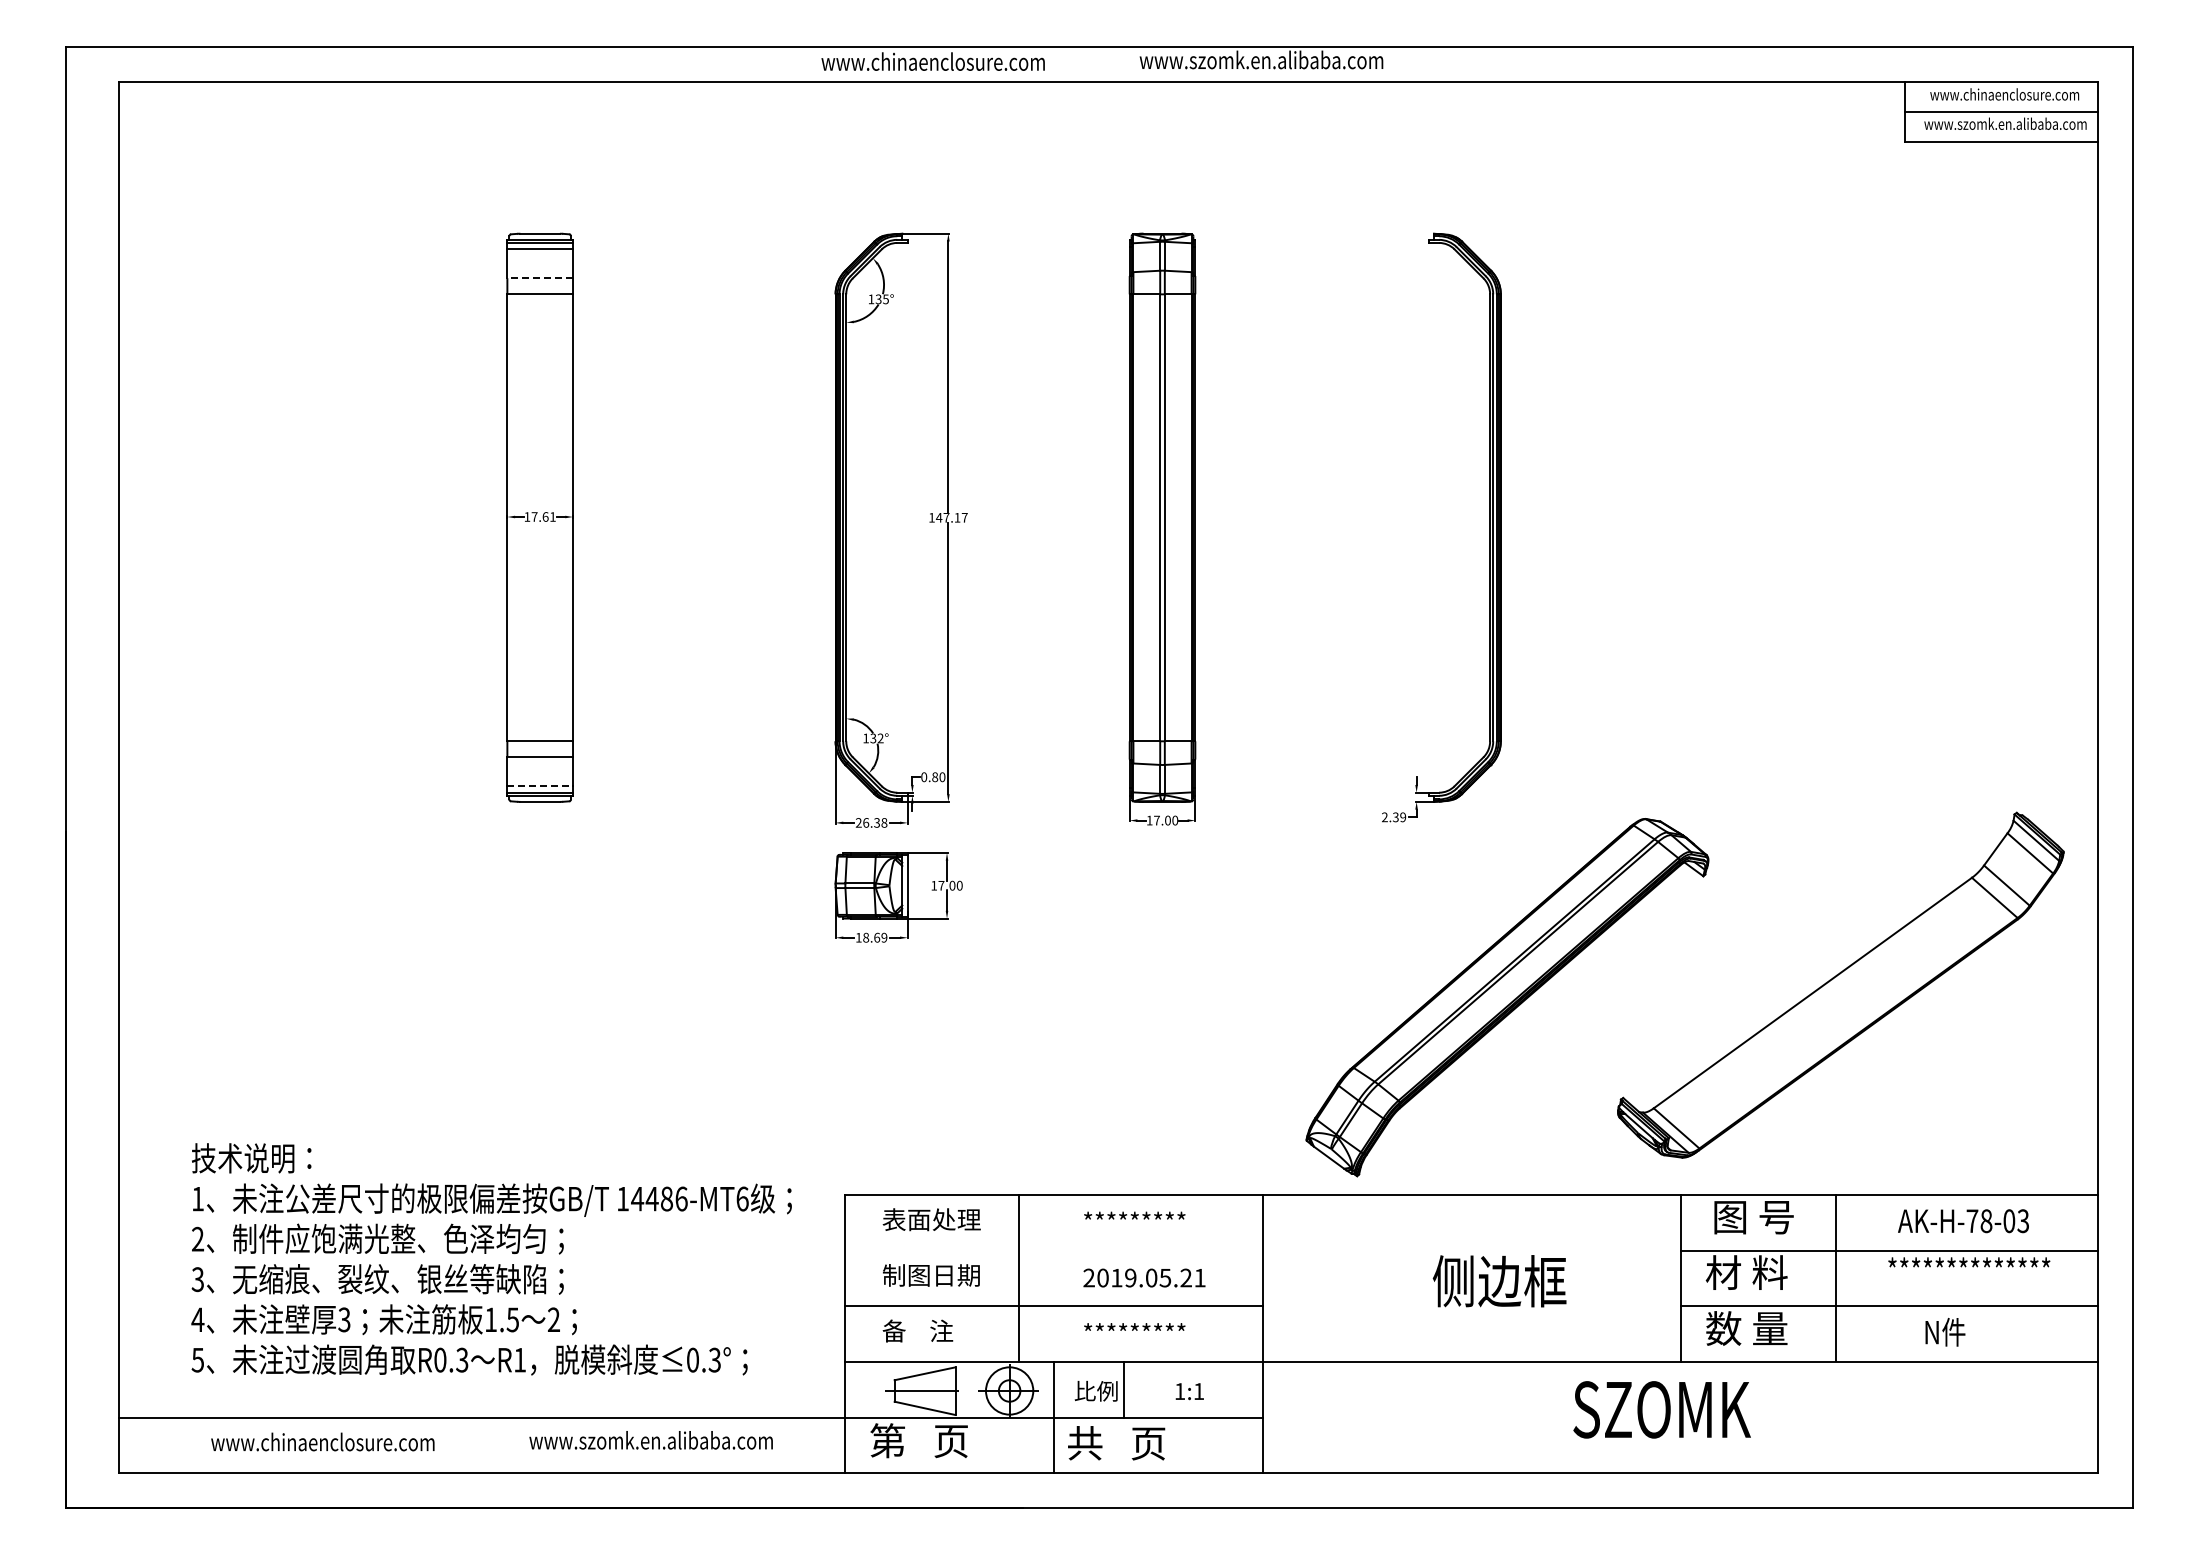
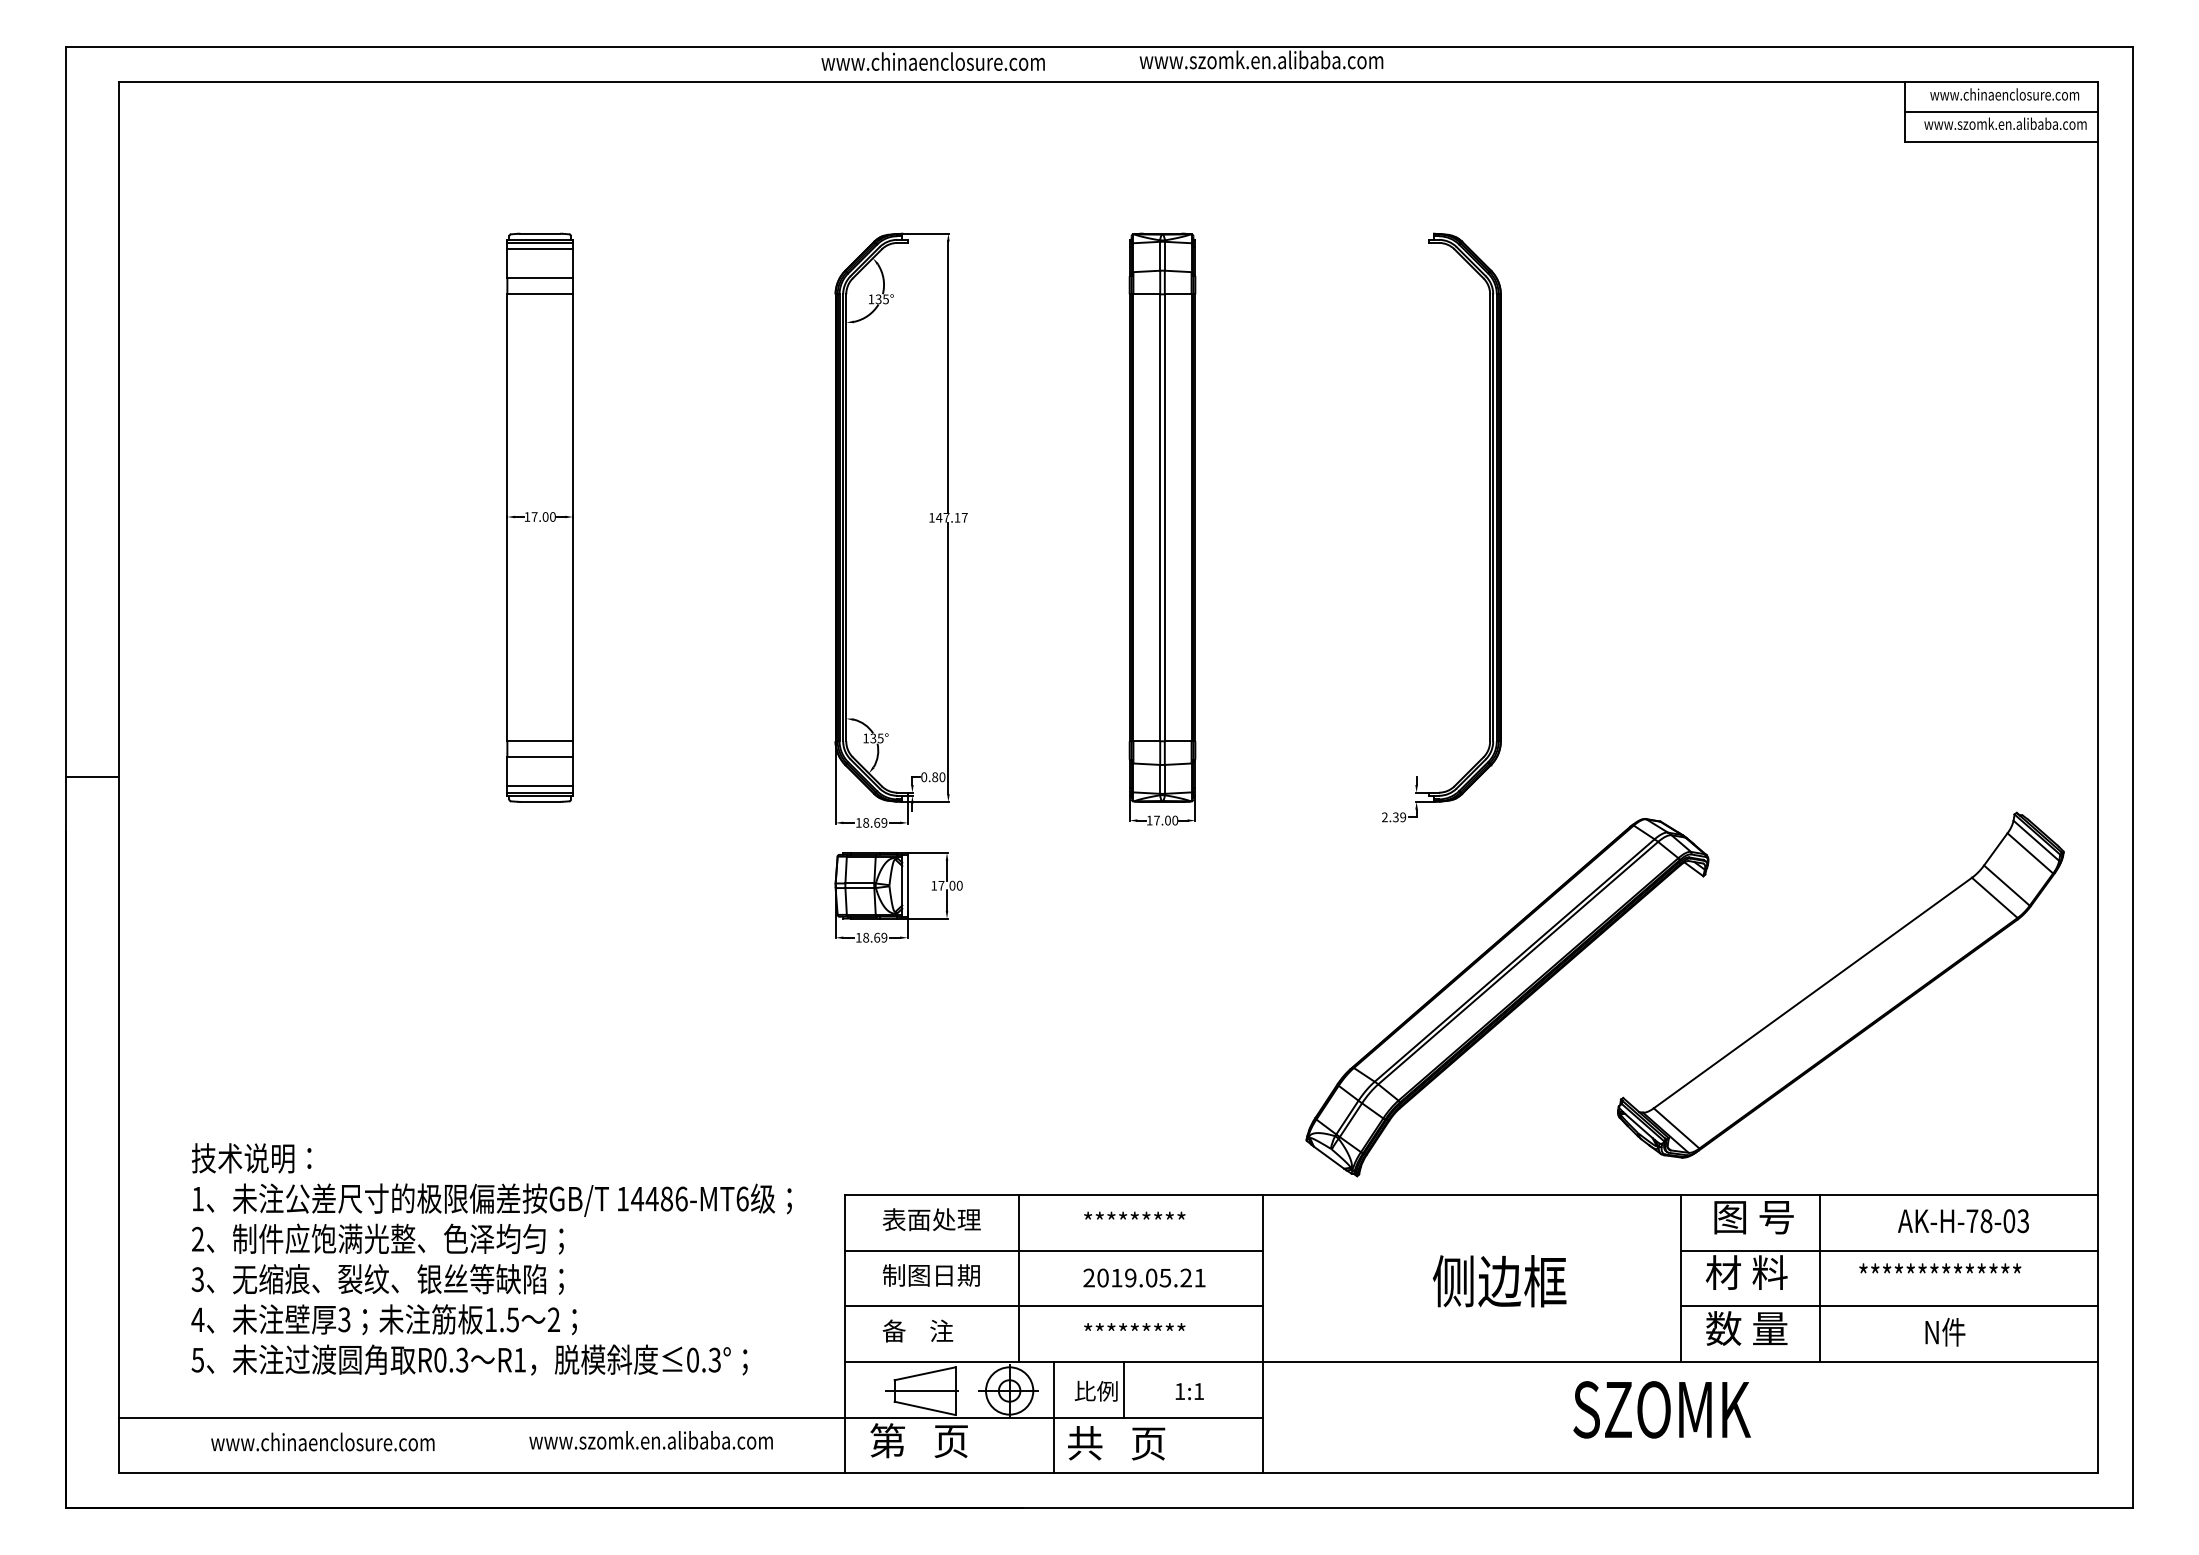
line: dashed -> solid (540, 278)
text: 17.61 -> 17.00 (548, 516)
text: 132° -> 135° (880, 738)
line: none -> present (92, 777)
line: dashed -> solid (540, 786)
text: 26.38 -> 18.69 (871, 822)
line: none -> present (1054, 1250)
text position: (1969, 1262) -> (1940, 1268) (1940, 1268)
line position: (1835, 1277) -> (1819, 1277) (1819, 1277)
